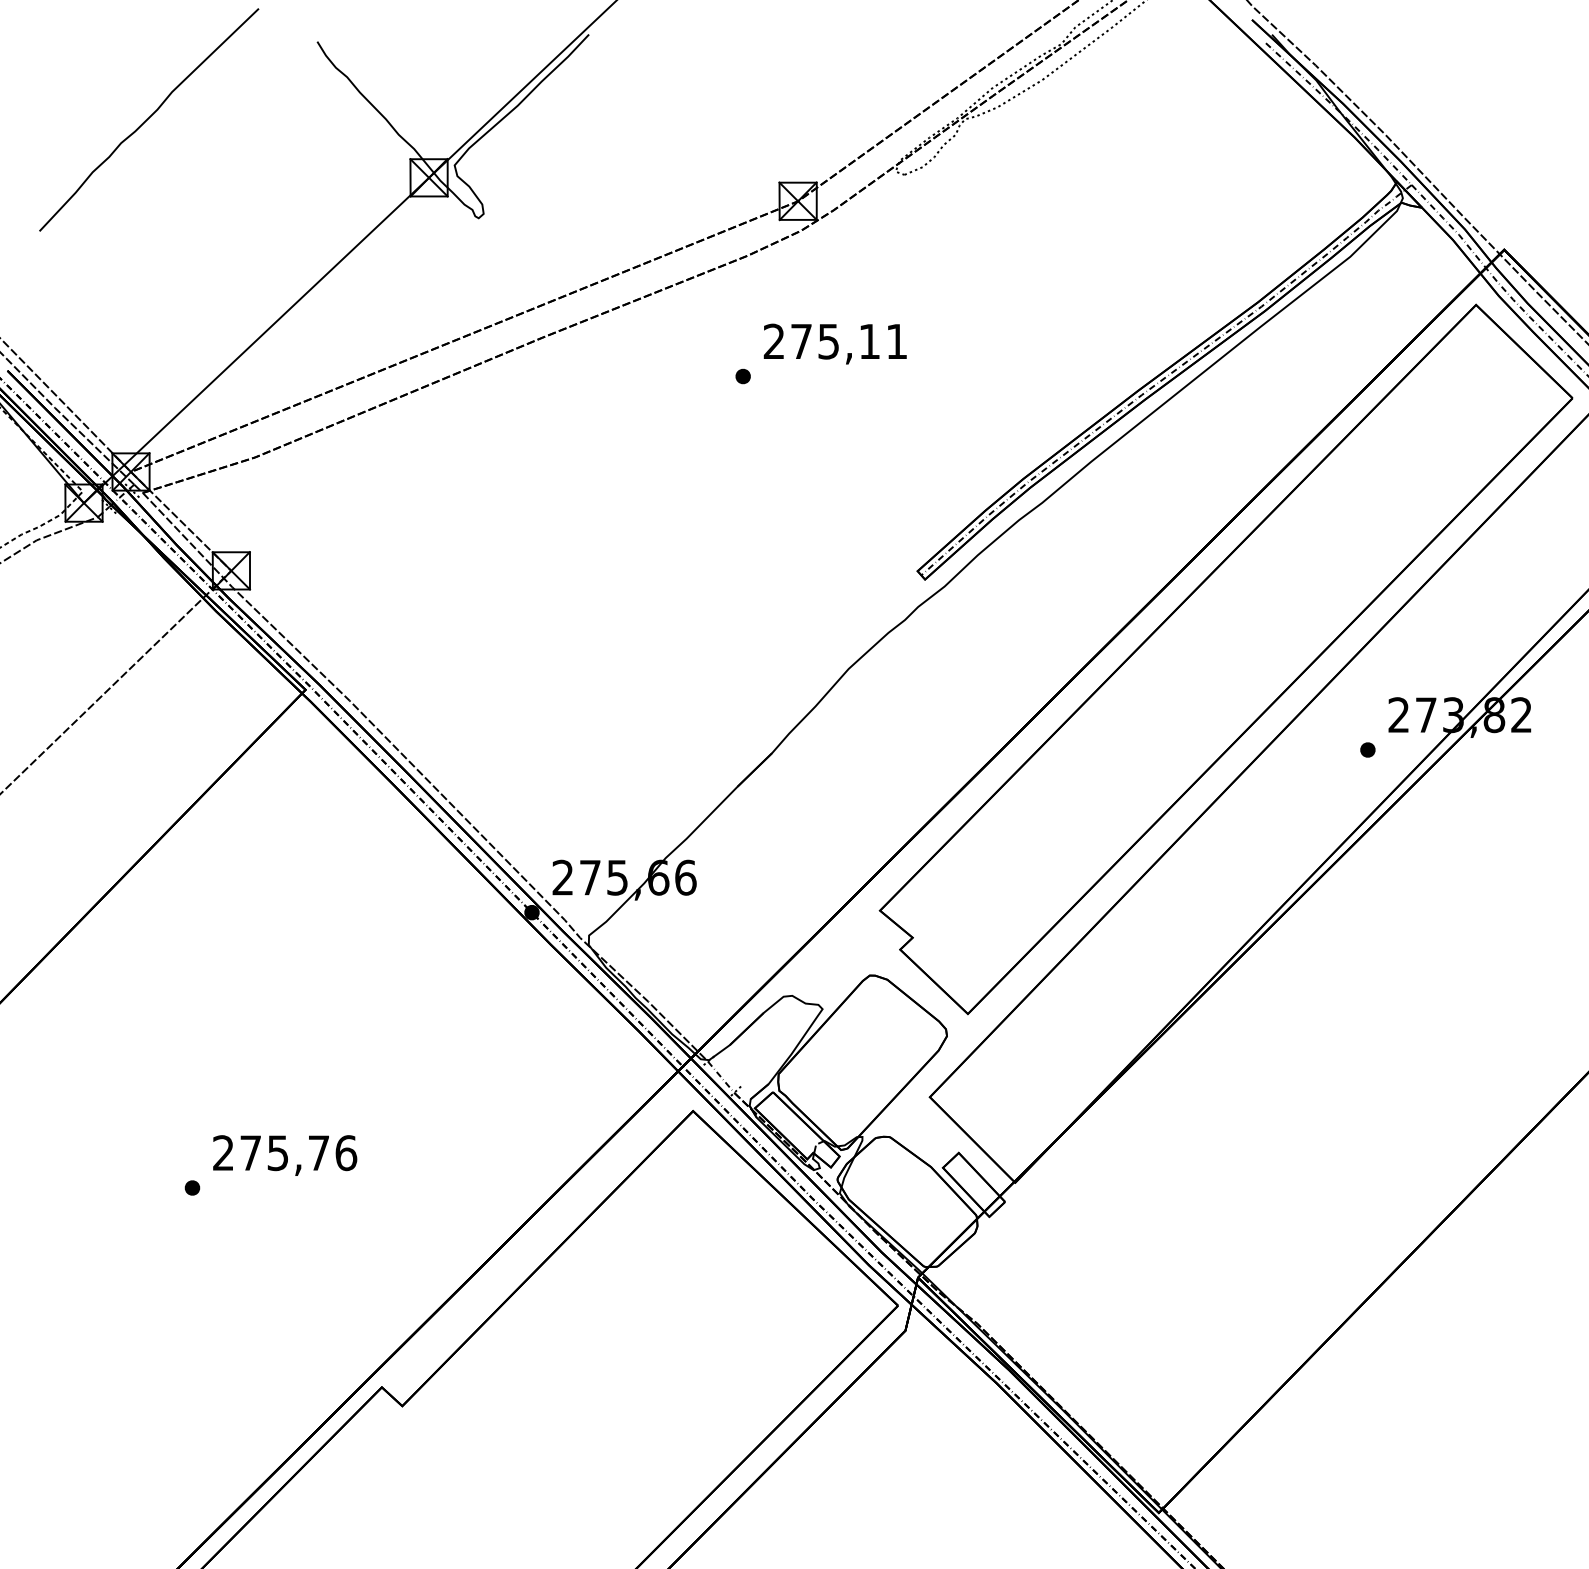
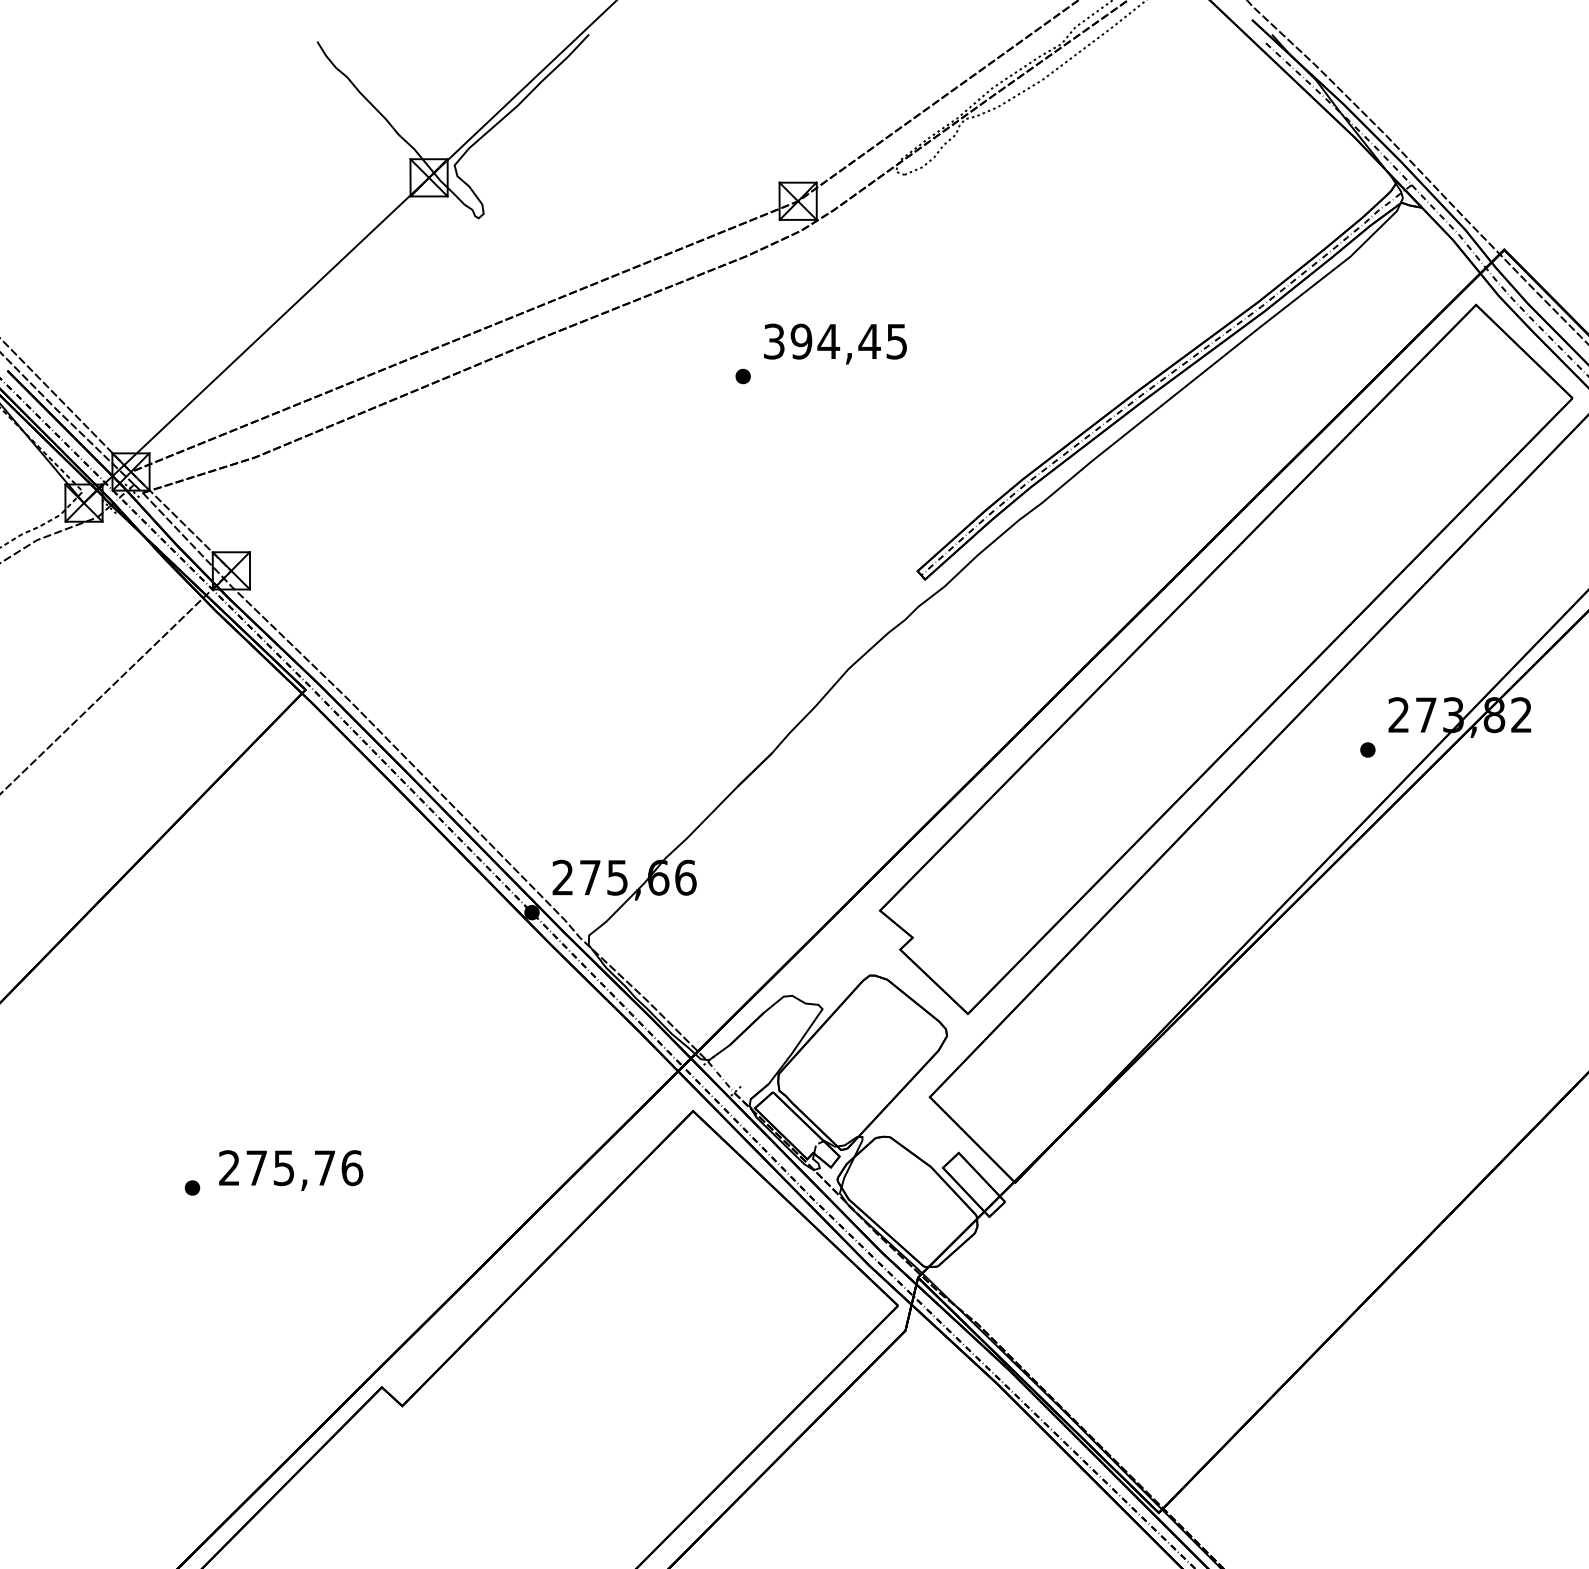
curve: present -> none (149, 118)
text: 275,11 -> 394,45 (834, 341)
text position: (285, 1155) -> (291, 1170) (291, 1170)
